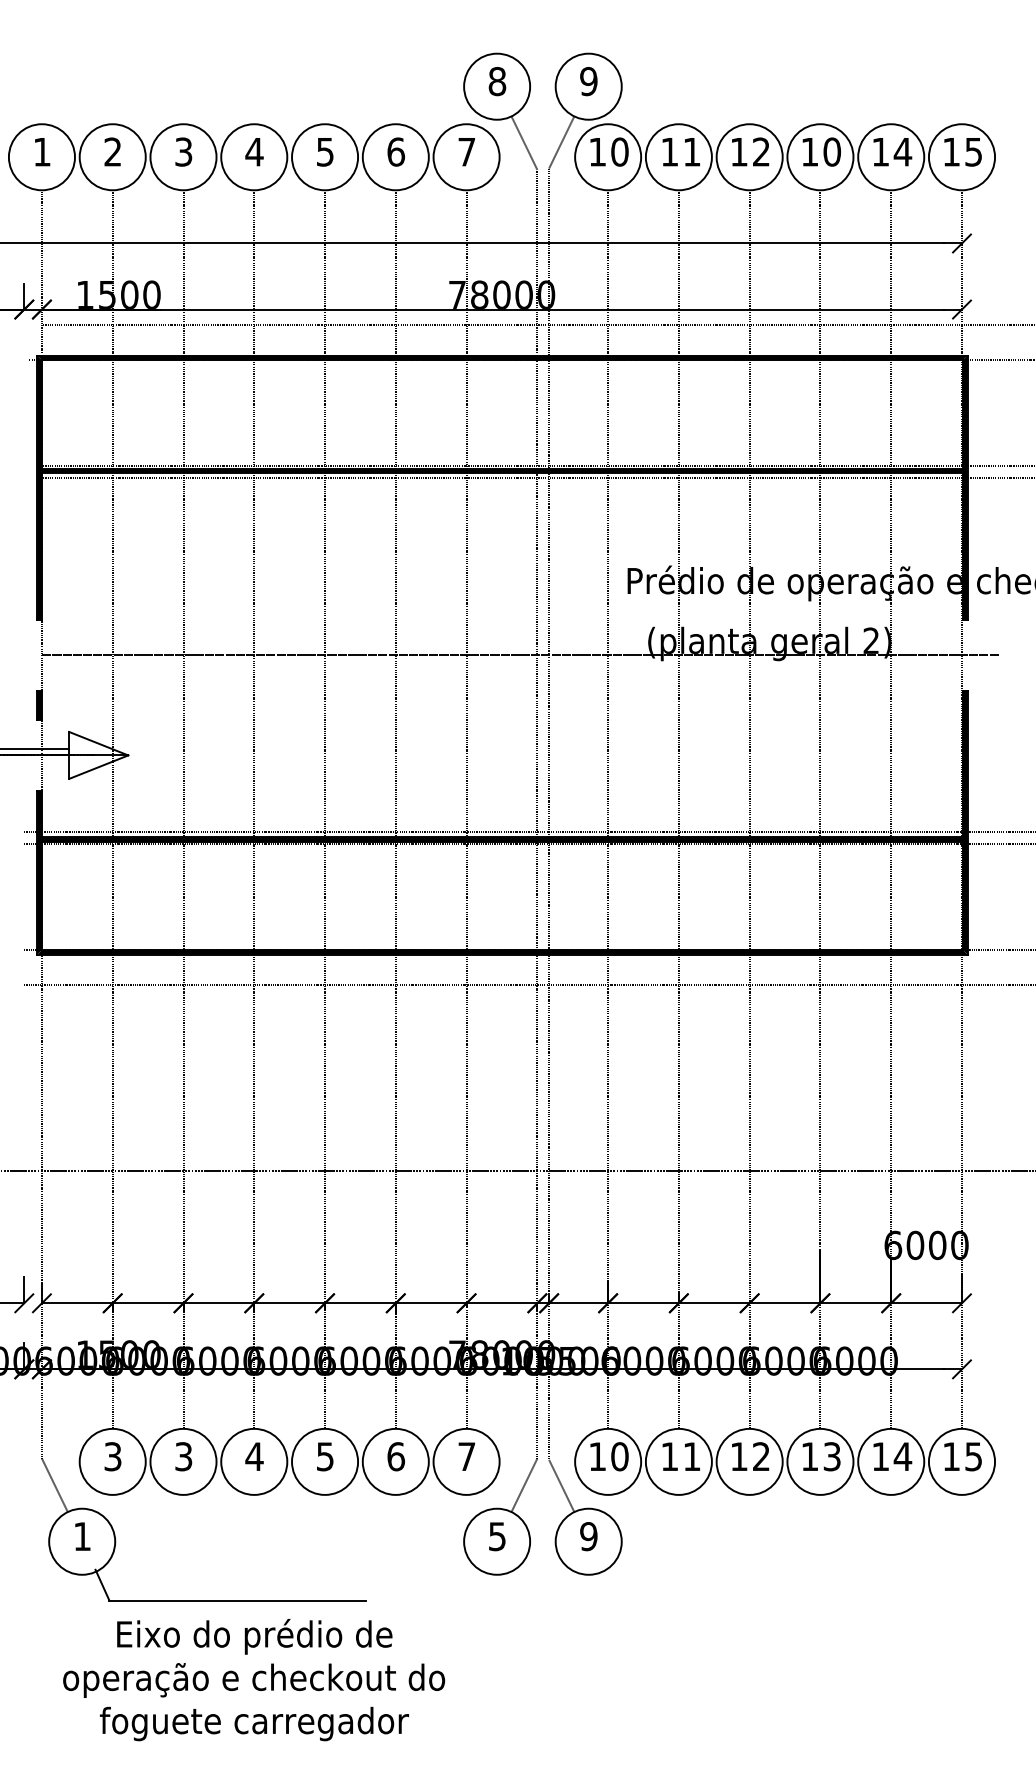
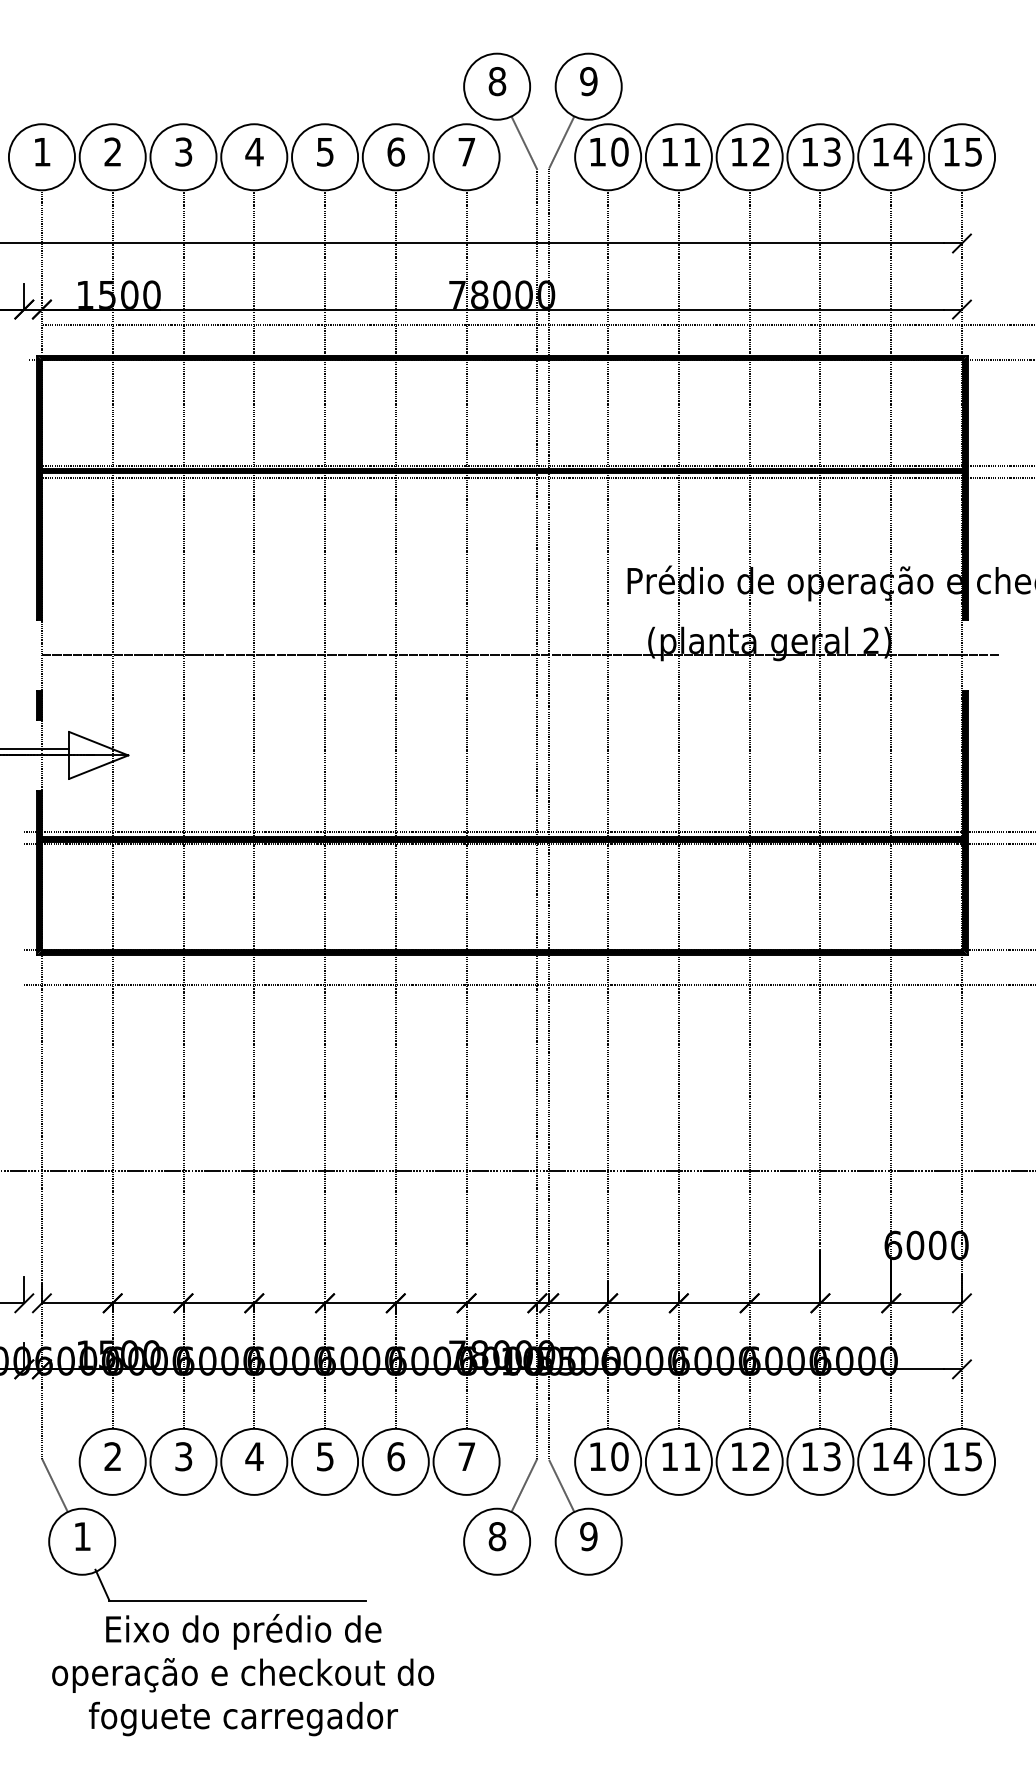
text: 10 -> 13 (831, 151)
text: 3 -> 2 (112, 1456)
text: 5 -> 8 (497, 1536)
text position: (254, 1680) -> (243, 1675) (243, 1675)
